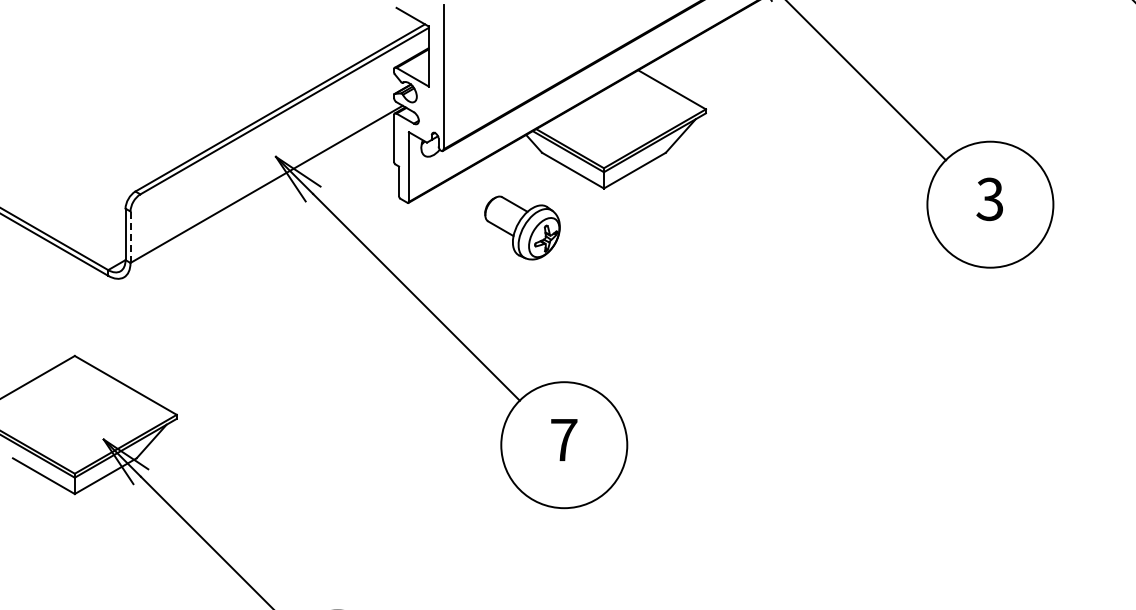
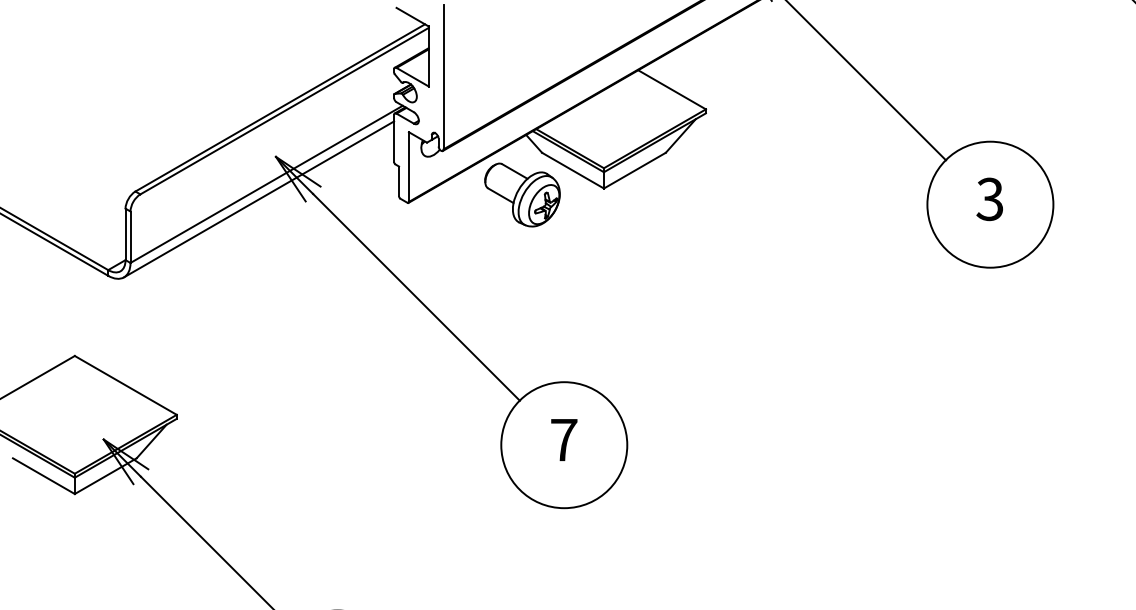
line: none -> present (259, 199)
part position: (522, 227) -> (522, 194) (522, 194)
line: dashed -> solid (130, 237)
